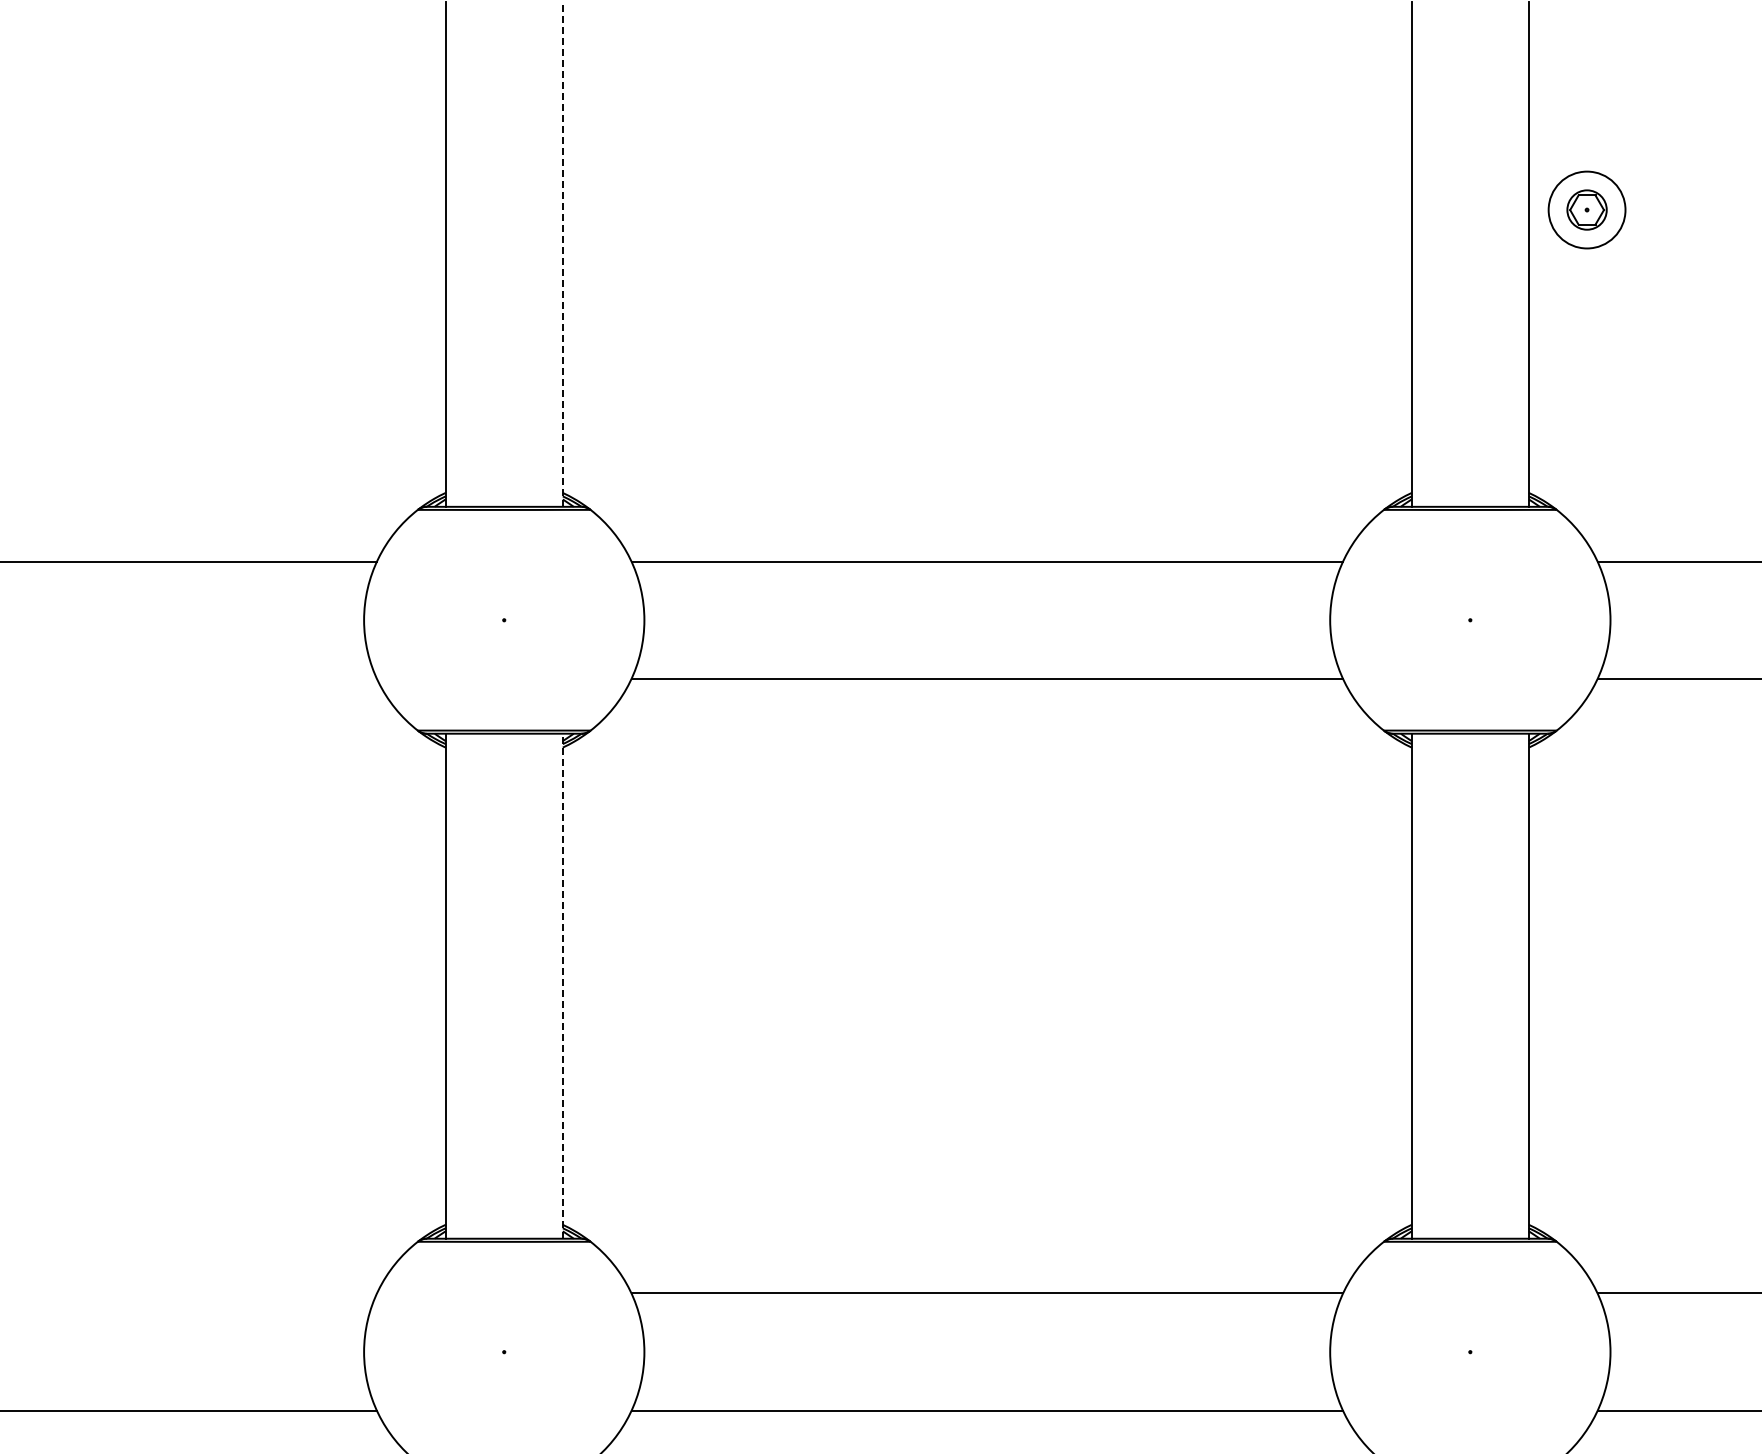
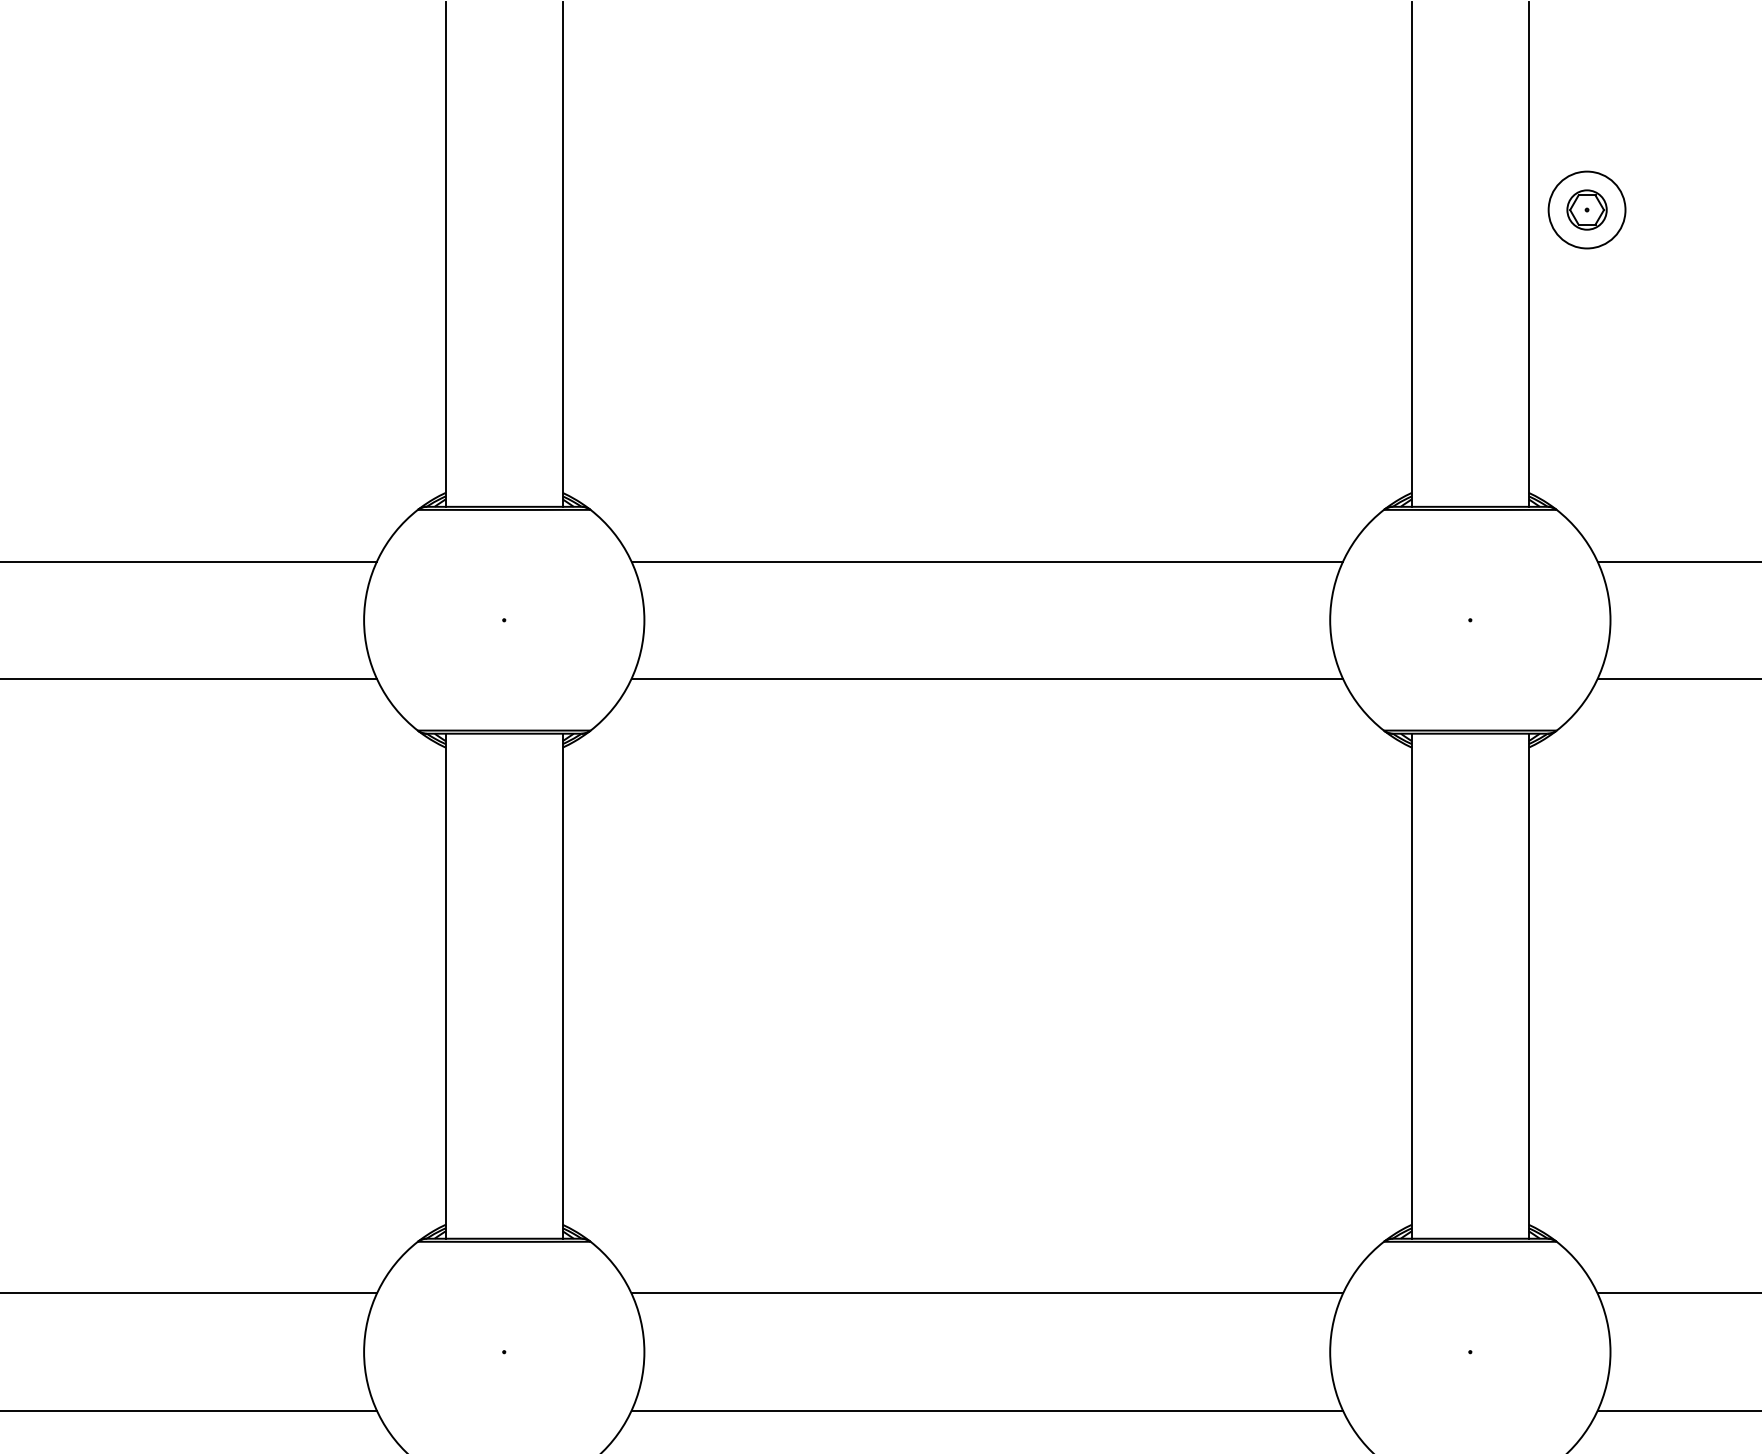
line: dashed -> solid (562, 254)
line: none -> present (189, 678)
line: dashed -> solid (562, 986)
line: none -> present (189, 1293)
